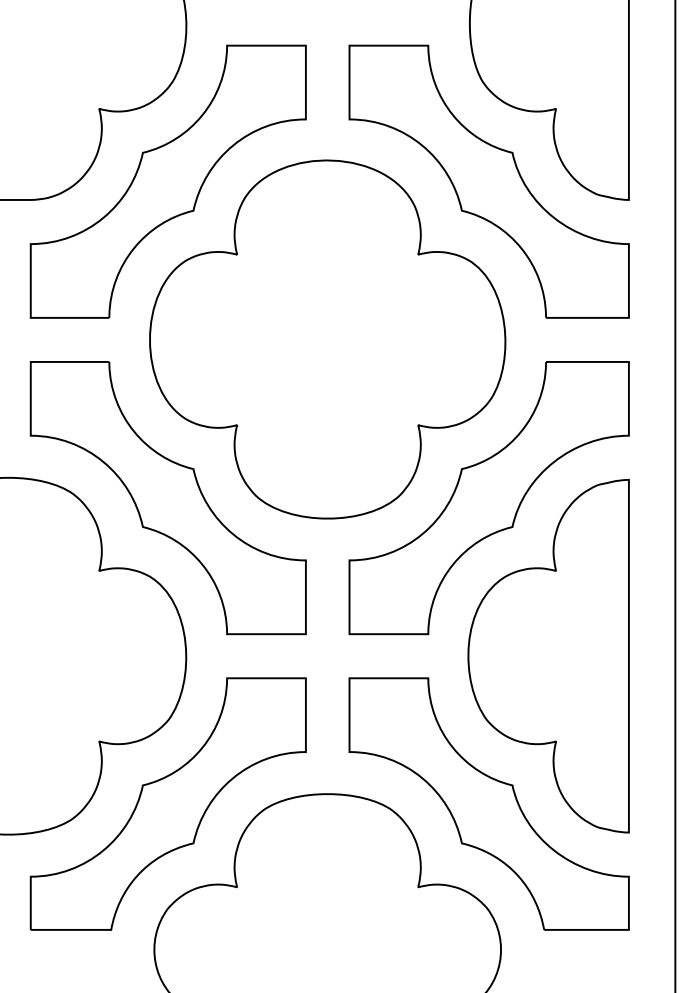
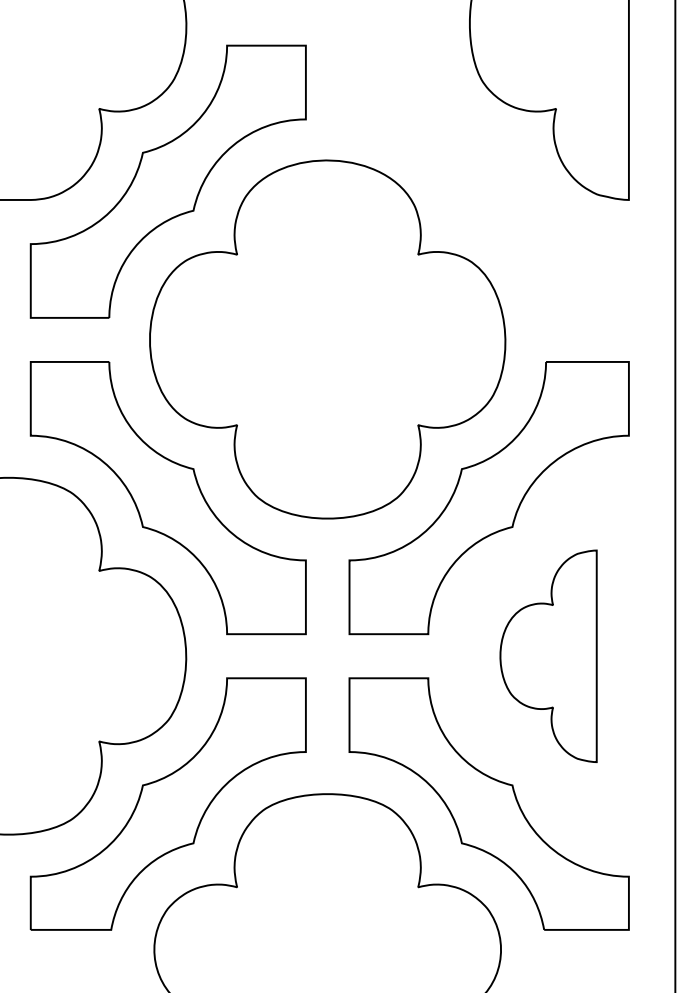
part: present -> none (488, 181)
part size: 163x355 px -> 99x214 px (548, 655)
